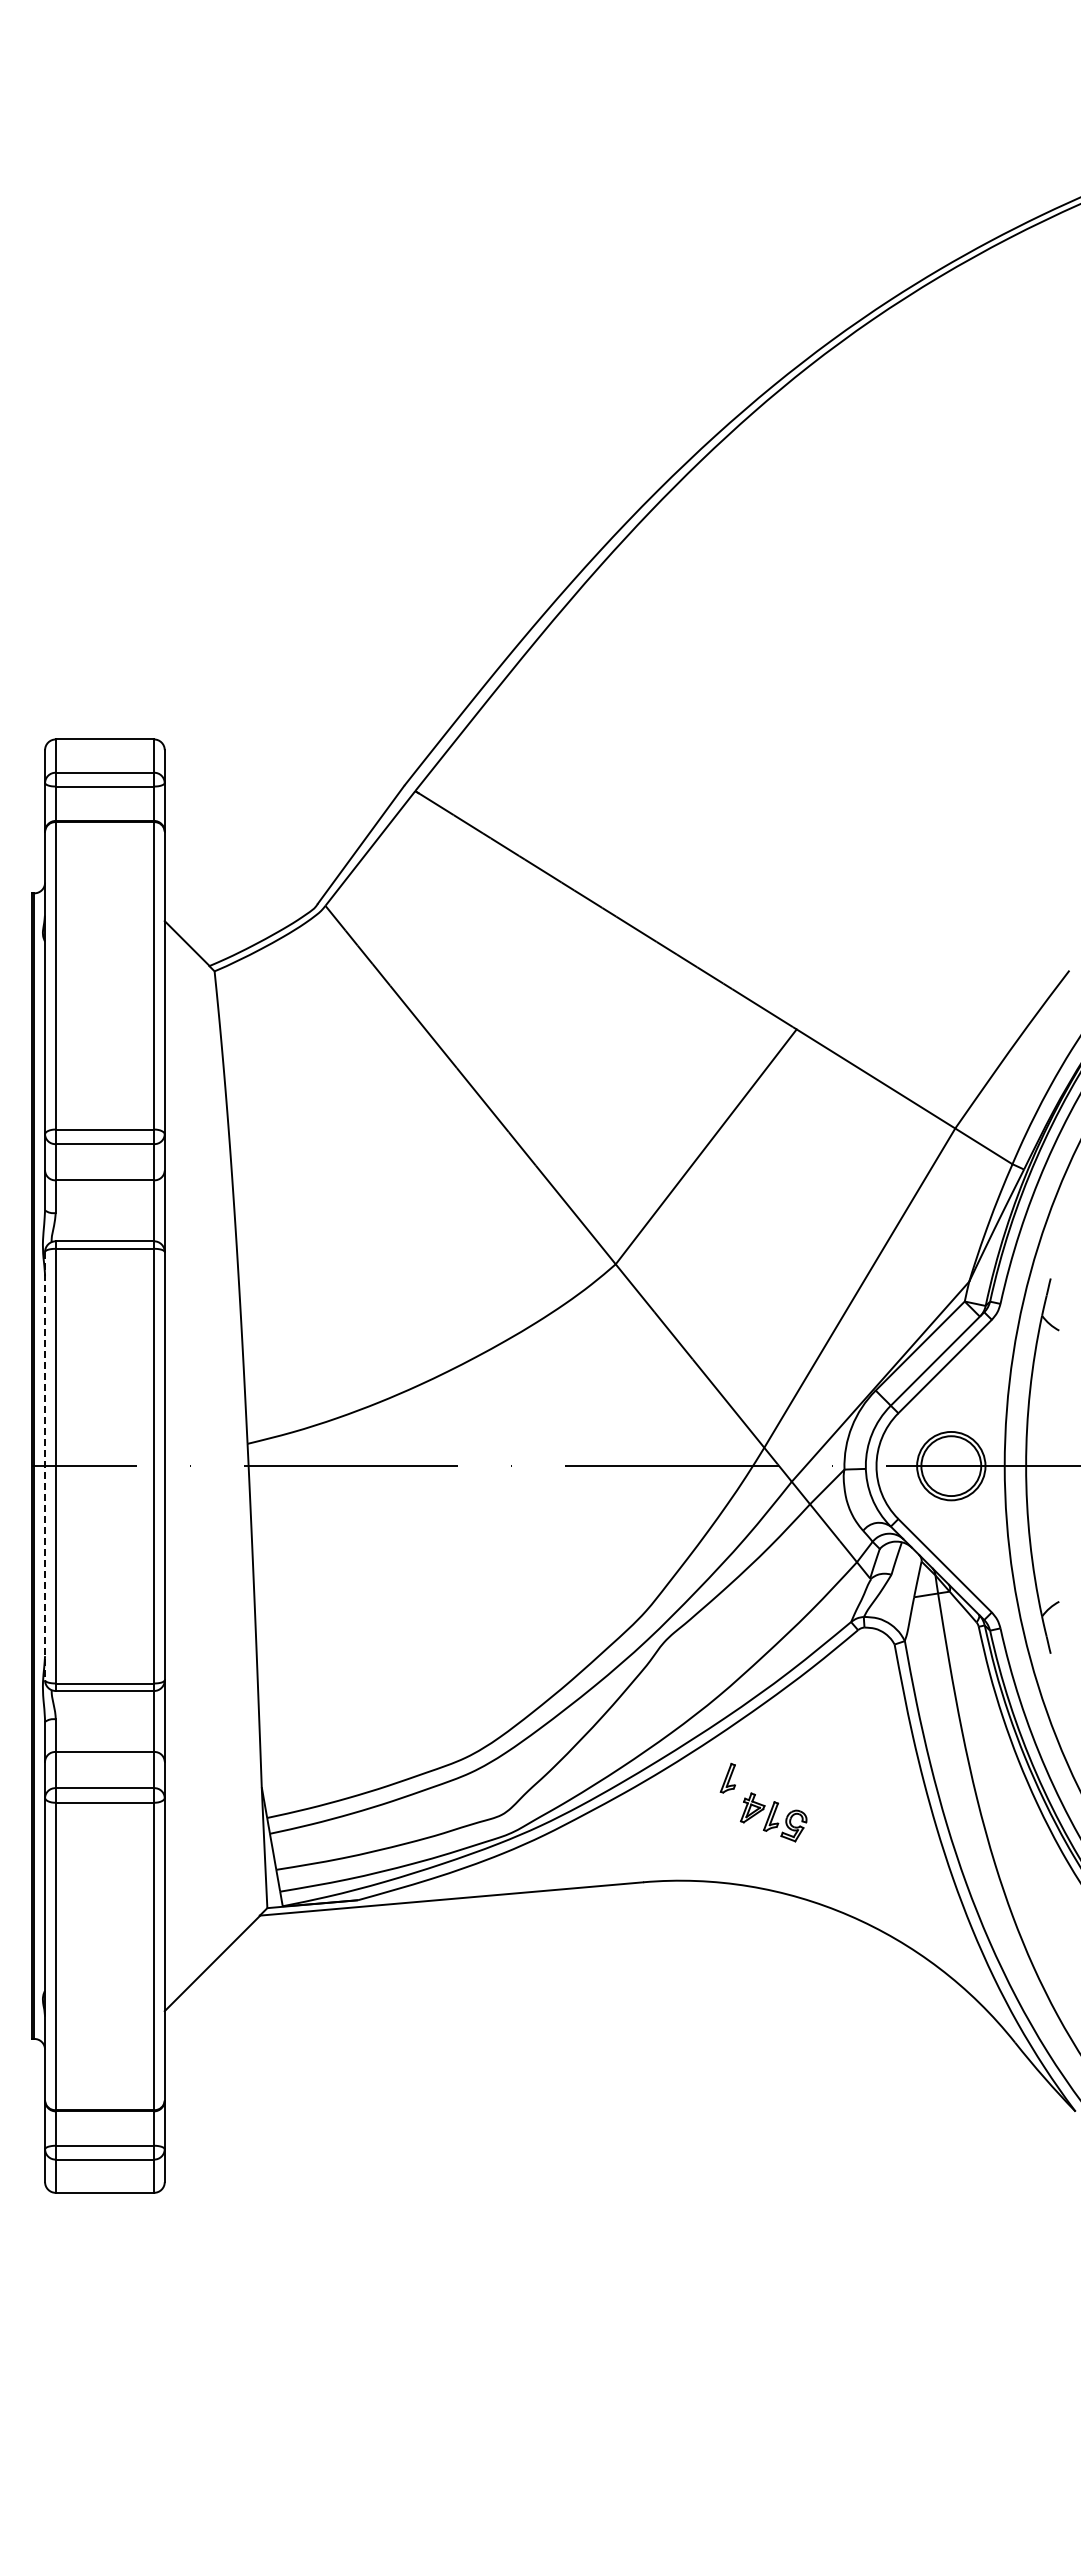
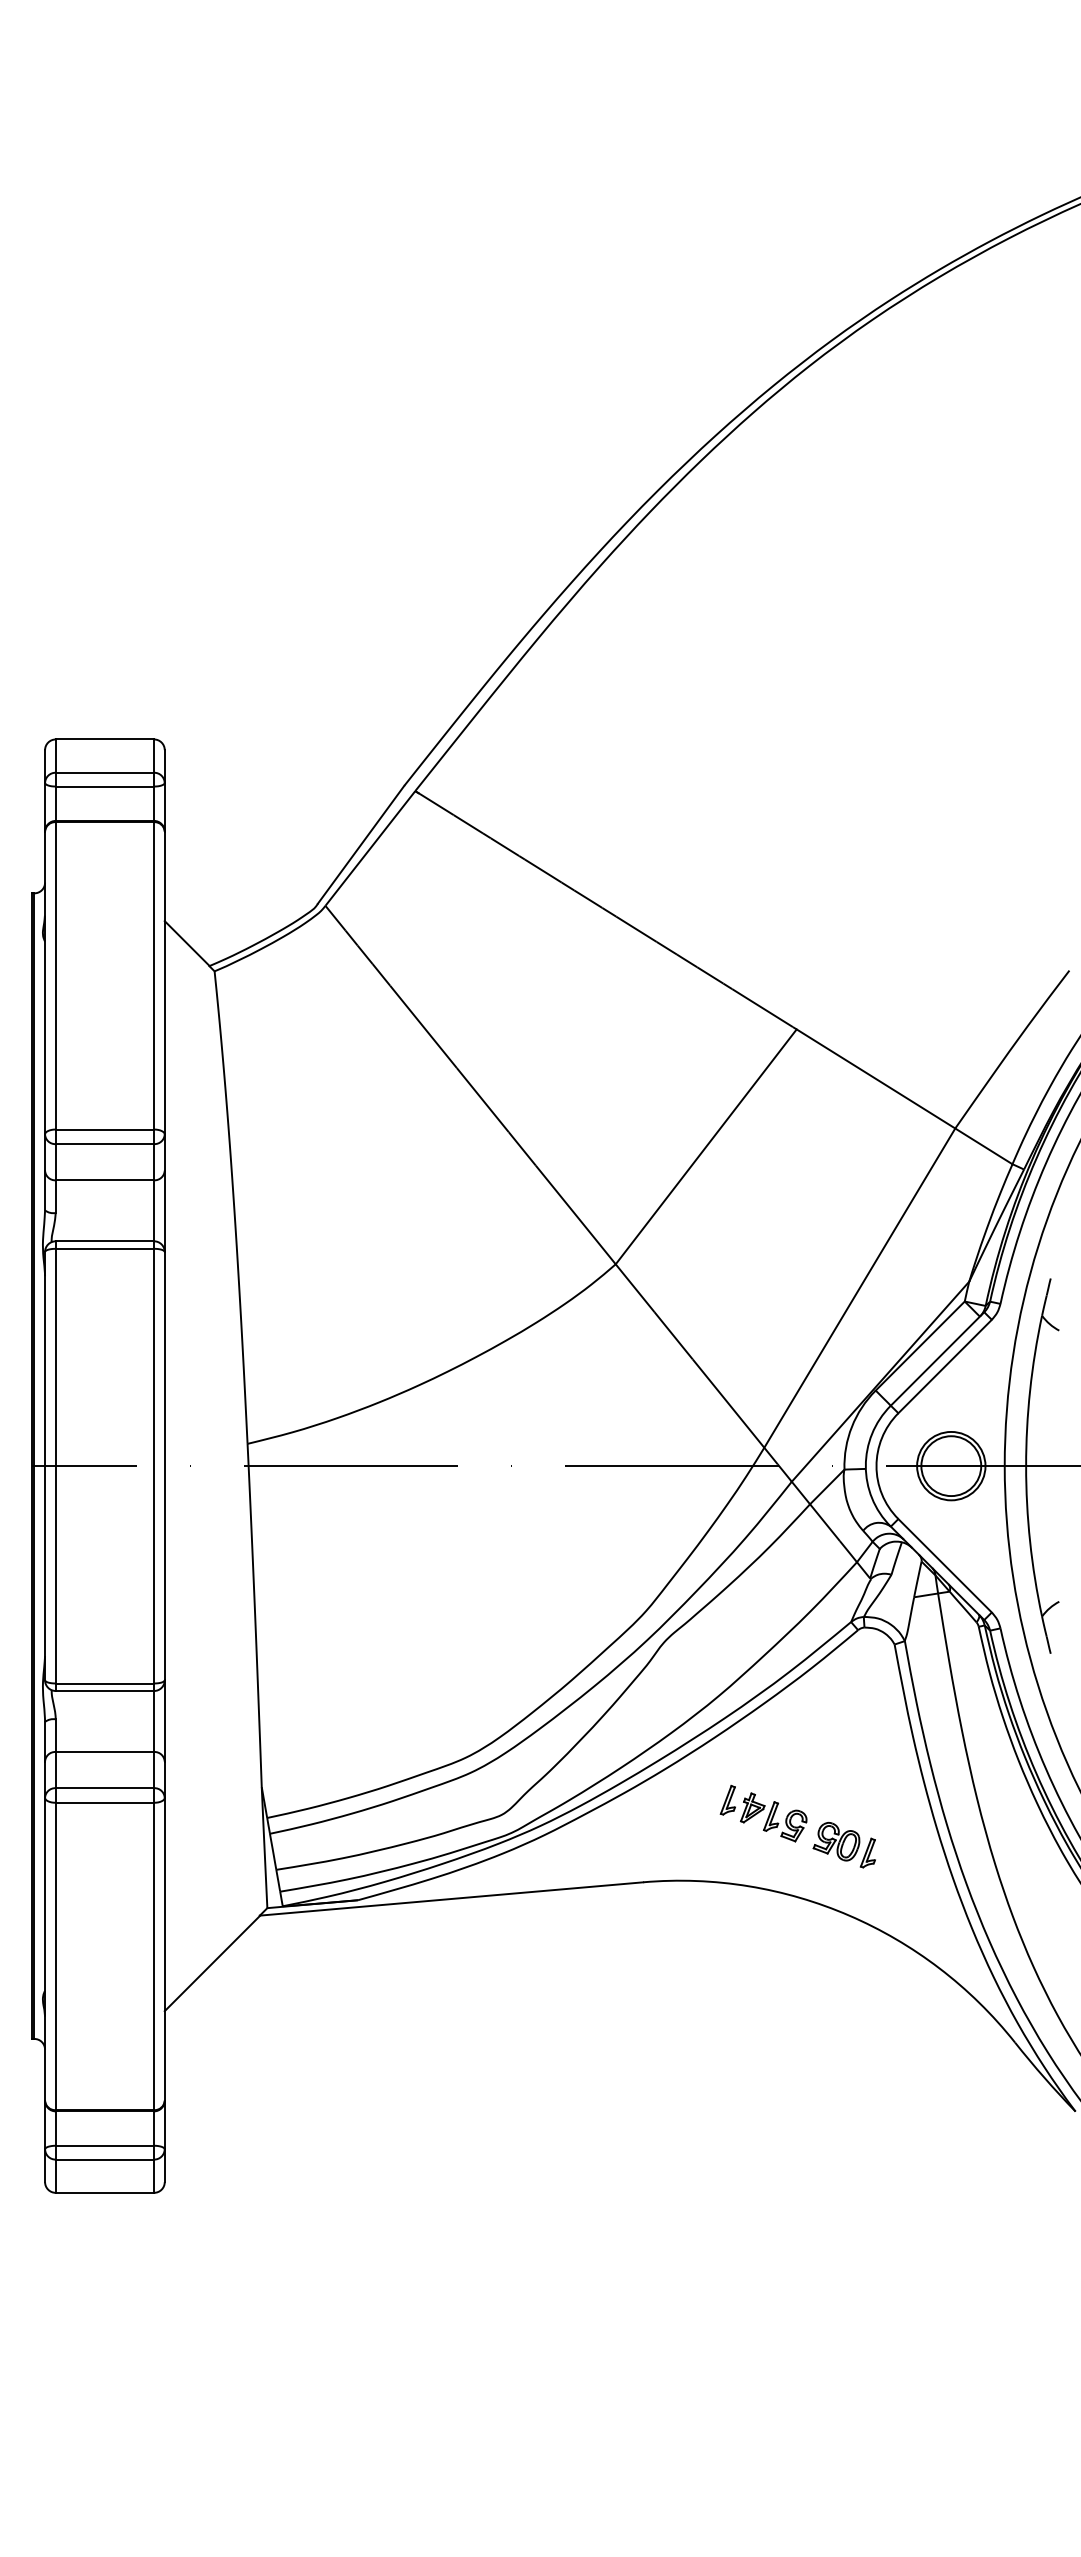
line: dashed -> solid (45, 1466)
part position: (727, 1777) -> (727, 1799) (727, 1799)
part: none -> present (843, 1844)
